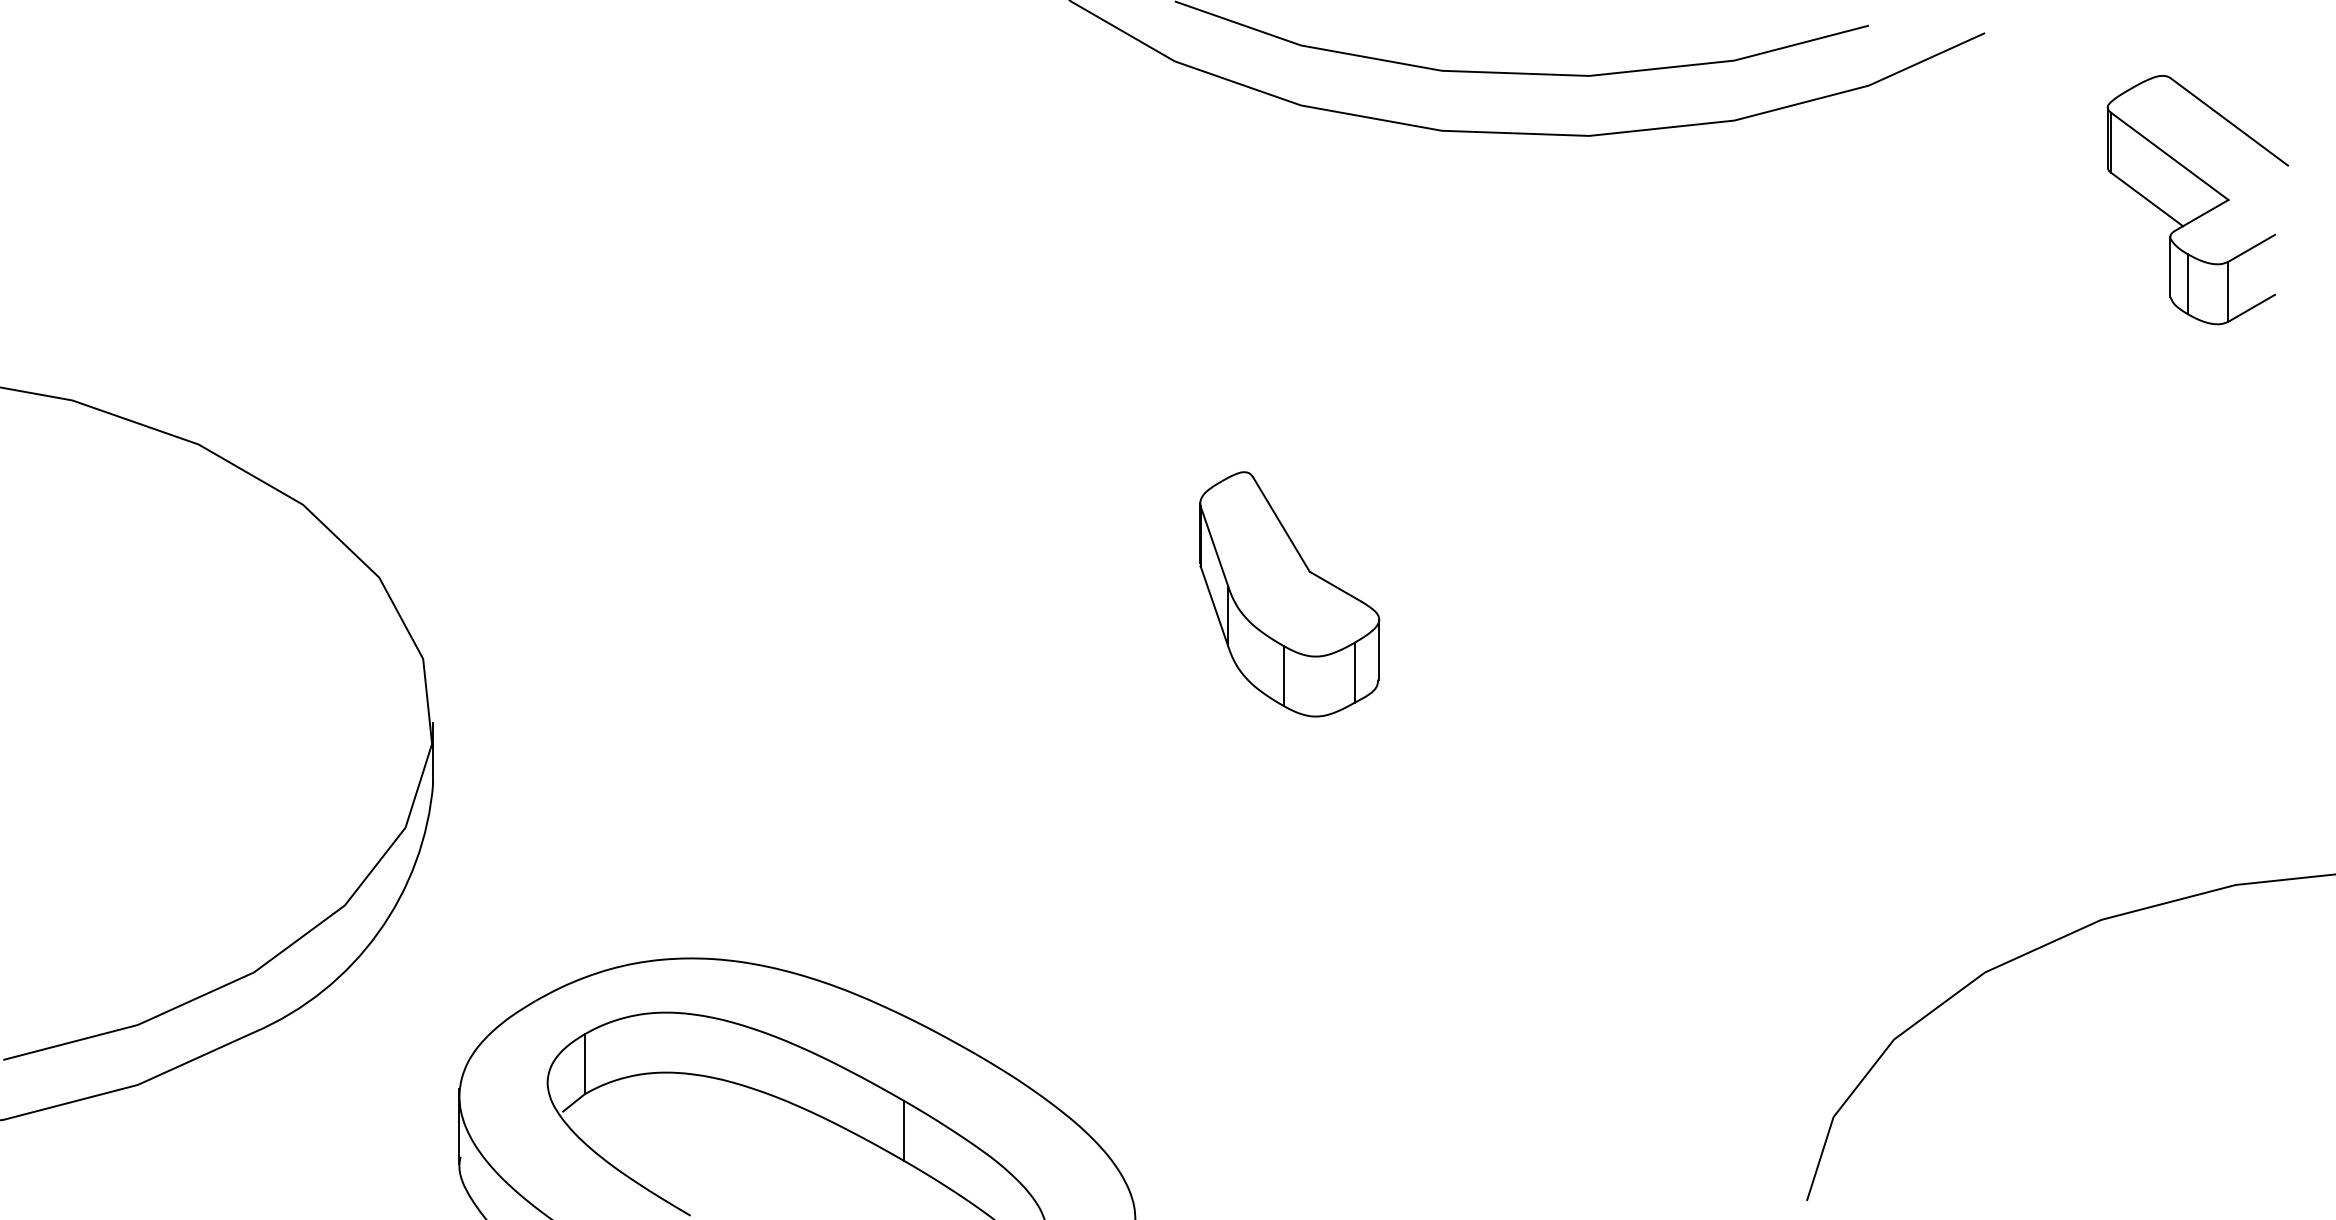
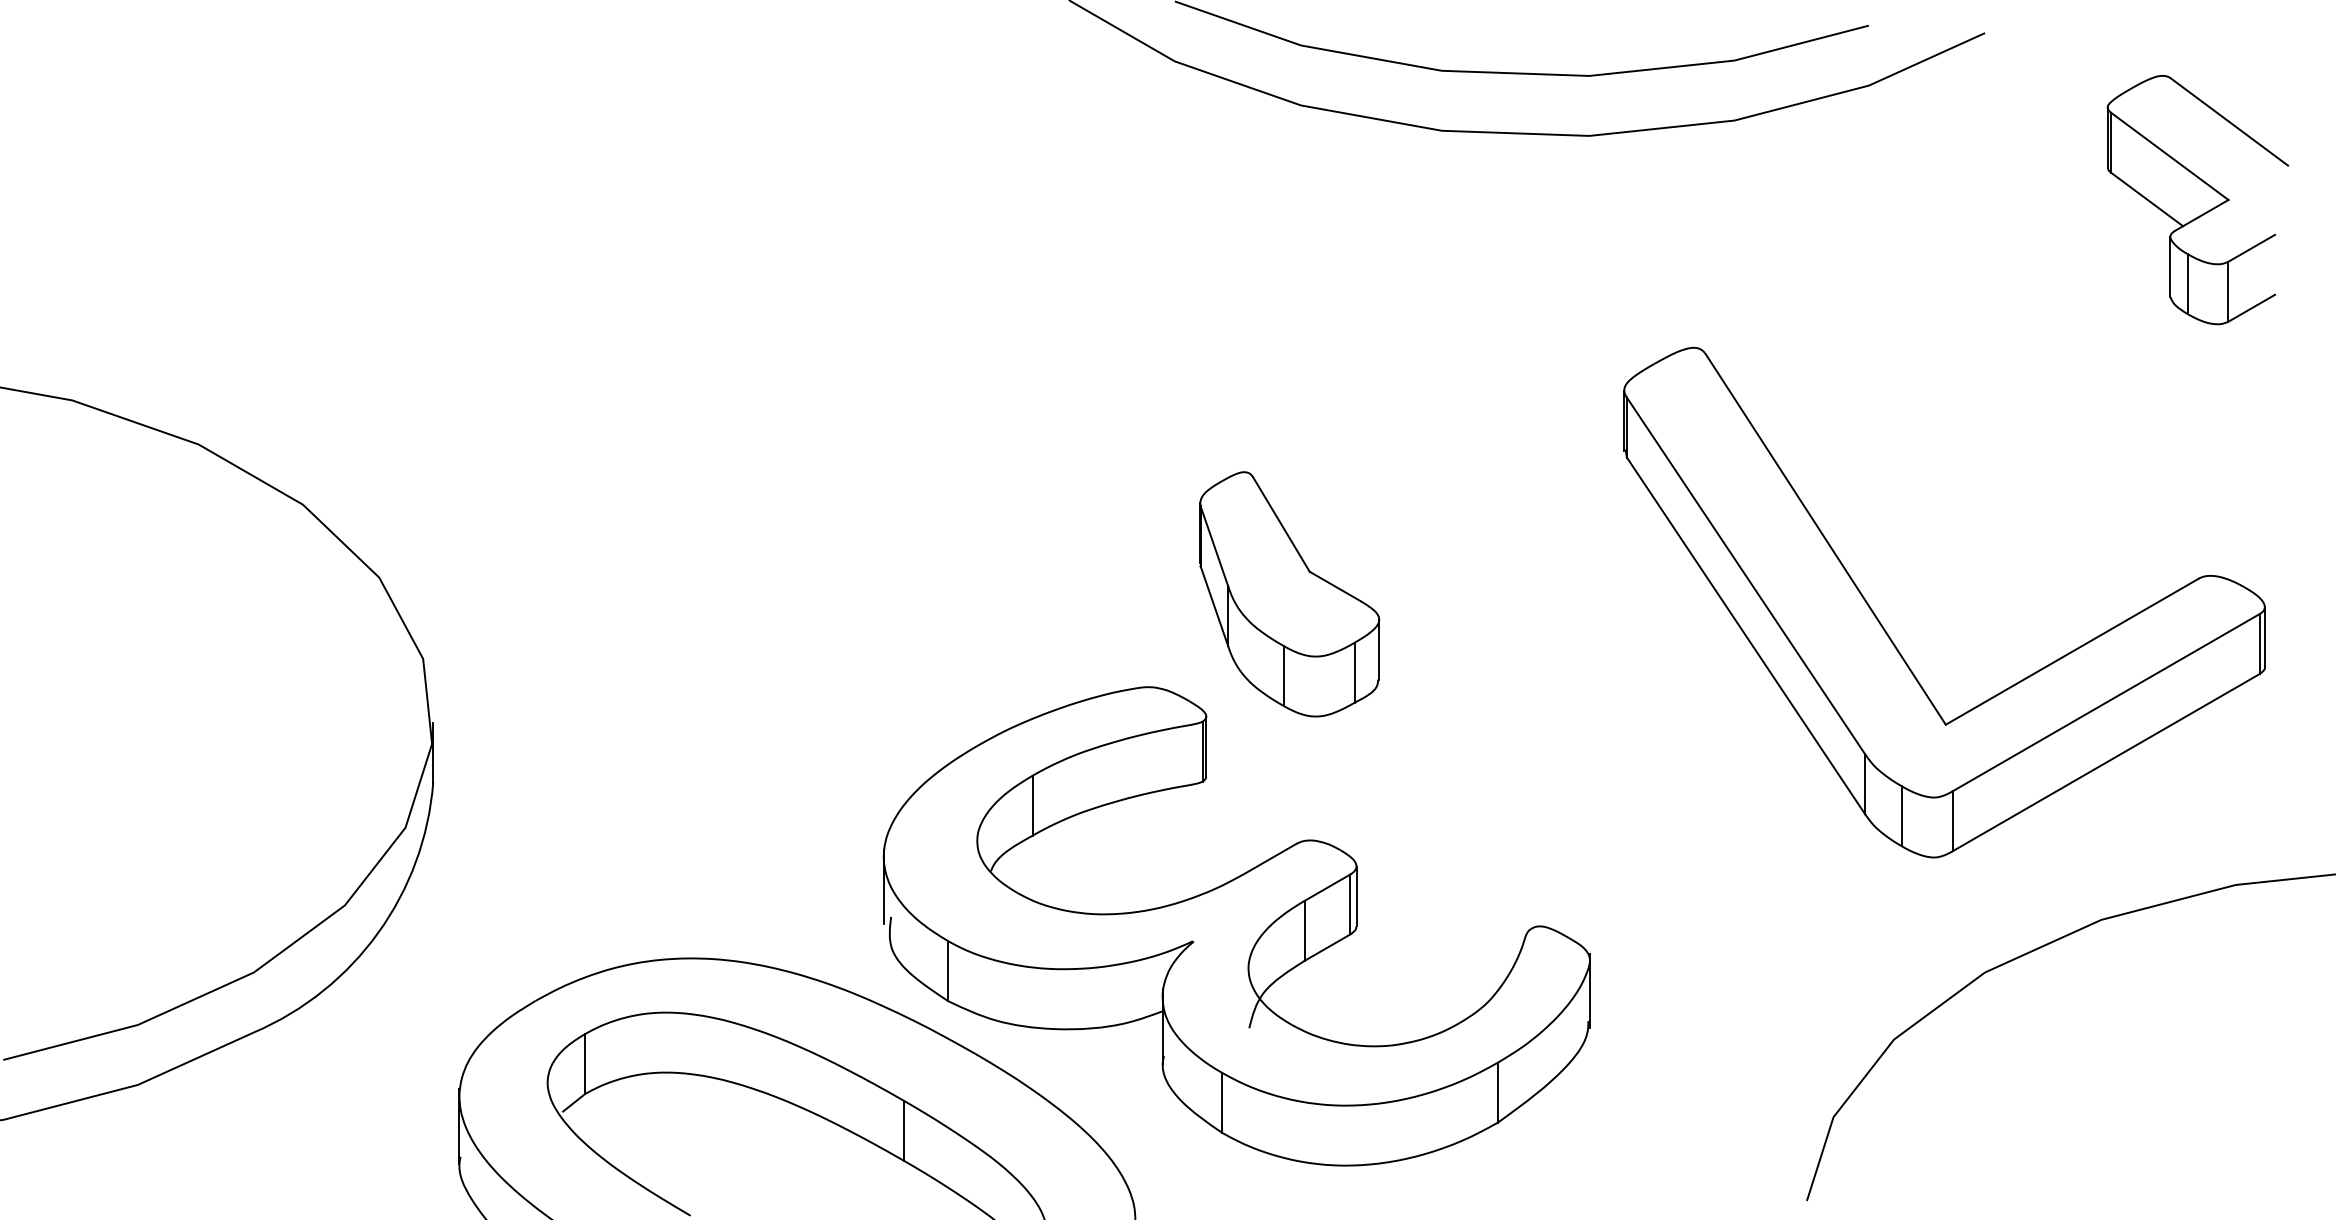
part: none -> present (1891, 638)
part: none -> present (1236, 926)
